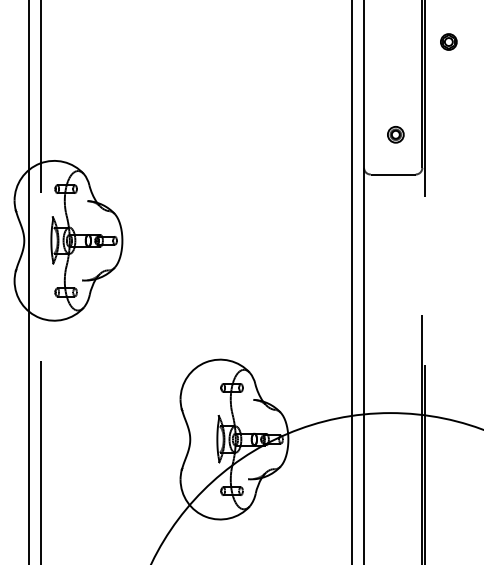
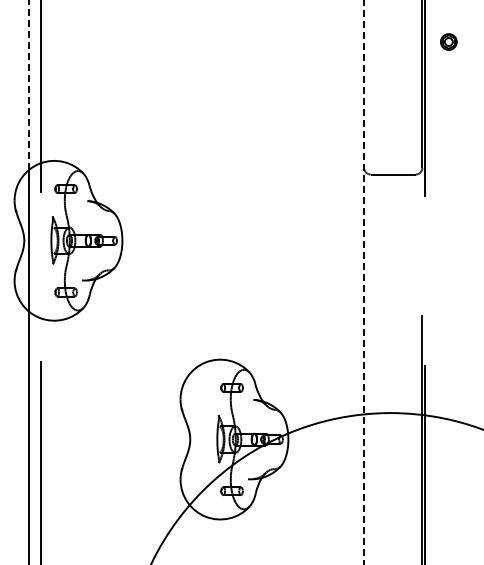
line: solid -> dashed (29, 85)
part: present -> none (395, 134)
line: present -> none (352, 281)
line: solid -> dashed (364, 281)
